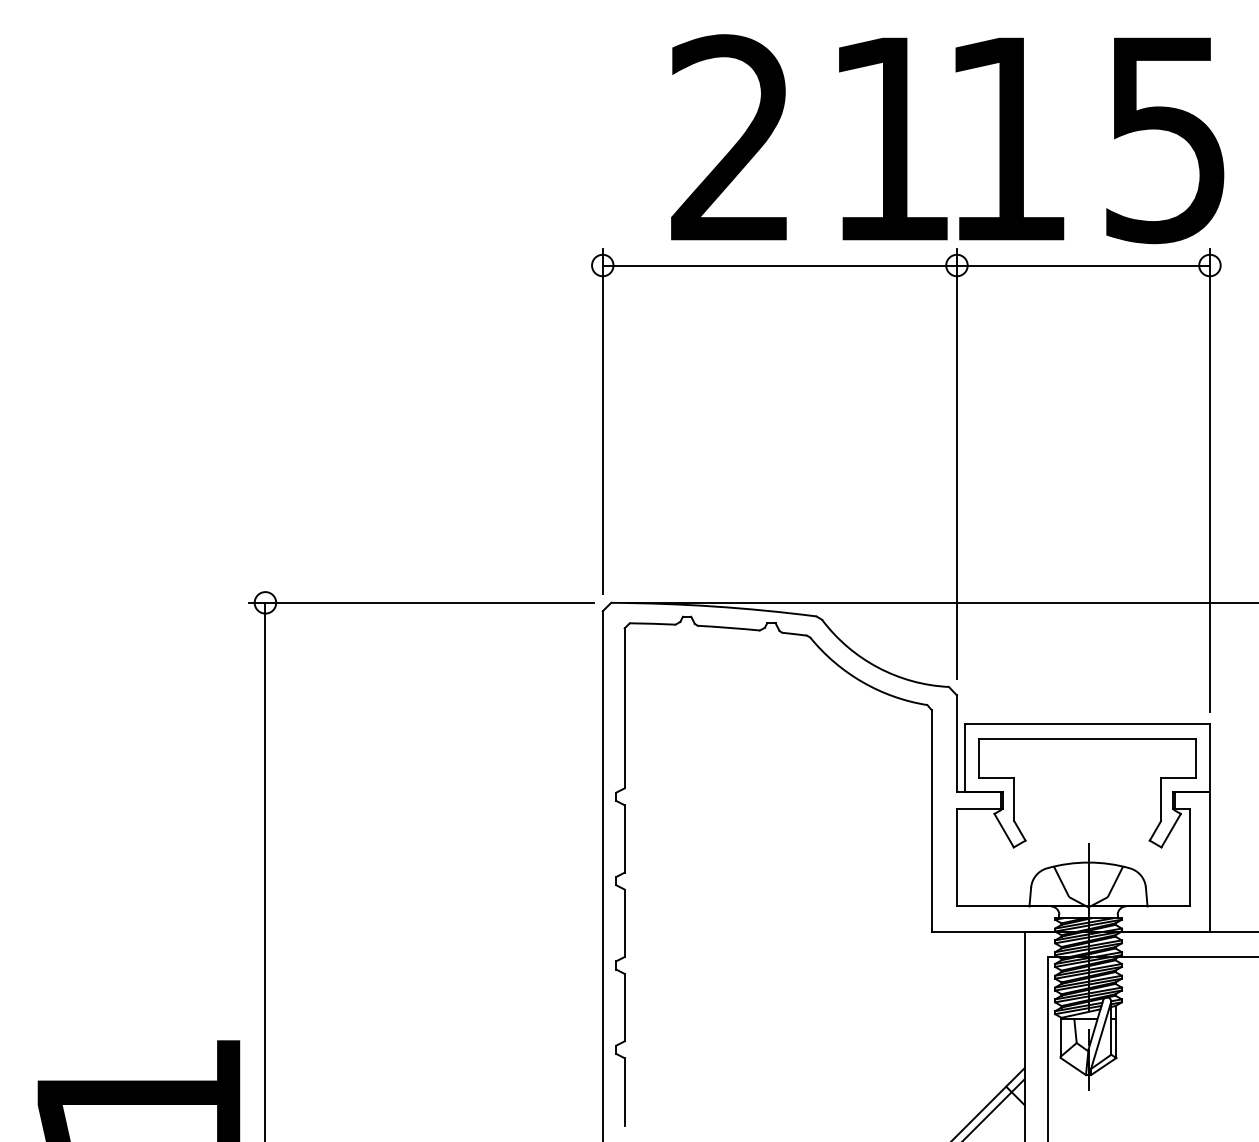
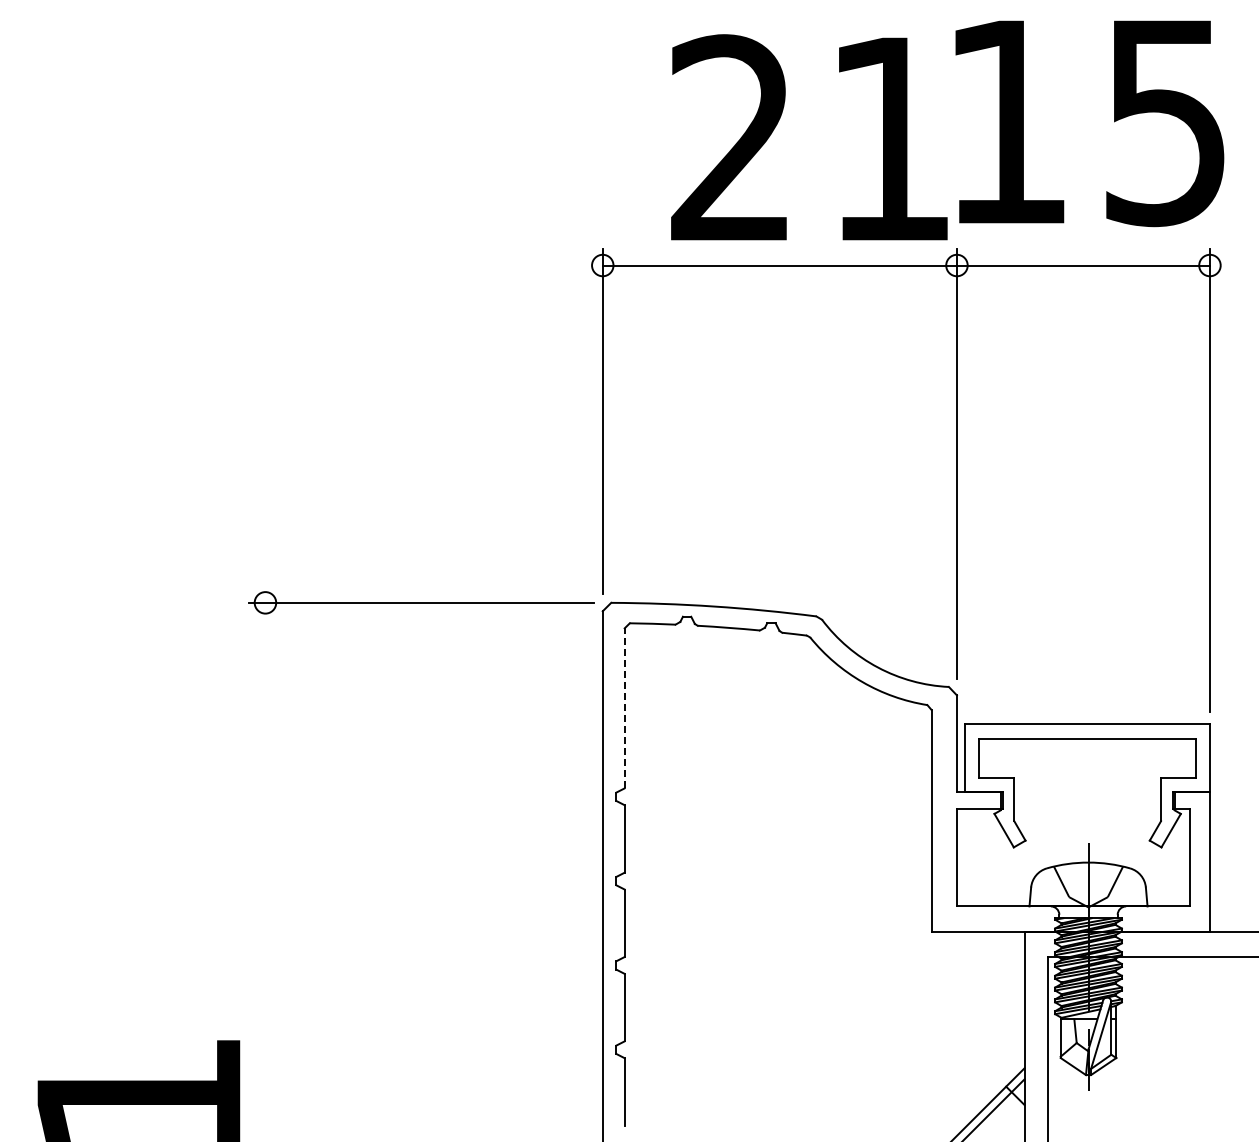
text position: (1089, 140) -> (1089, 123) (1089, 123)
line: present -> none (941, 602)
line: solid -> dashed (624, 707)
line: present -> none (265, 870)
